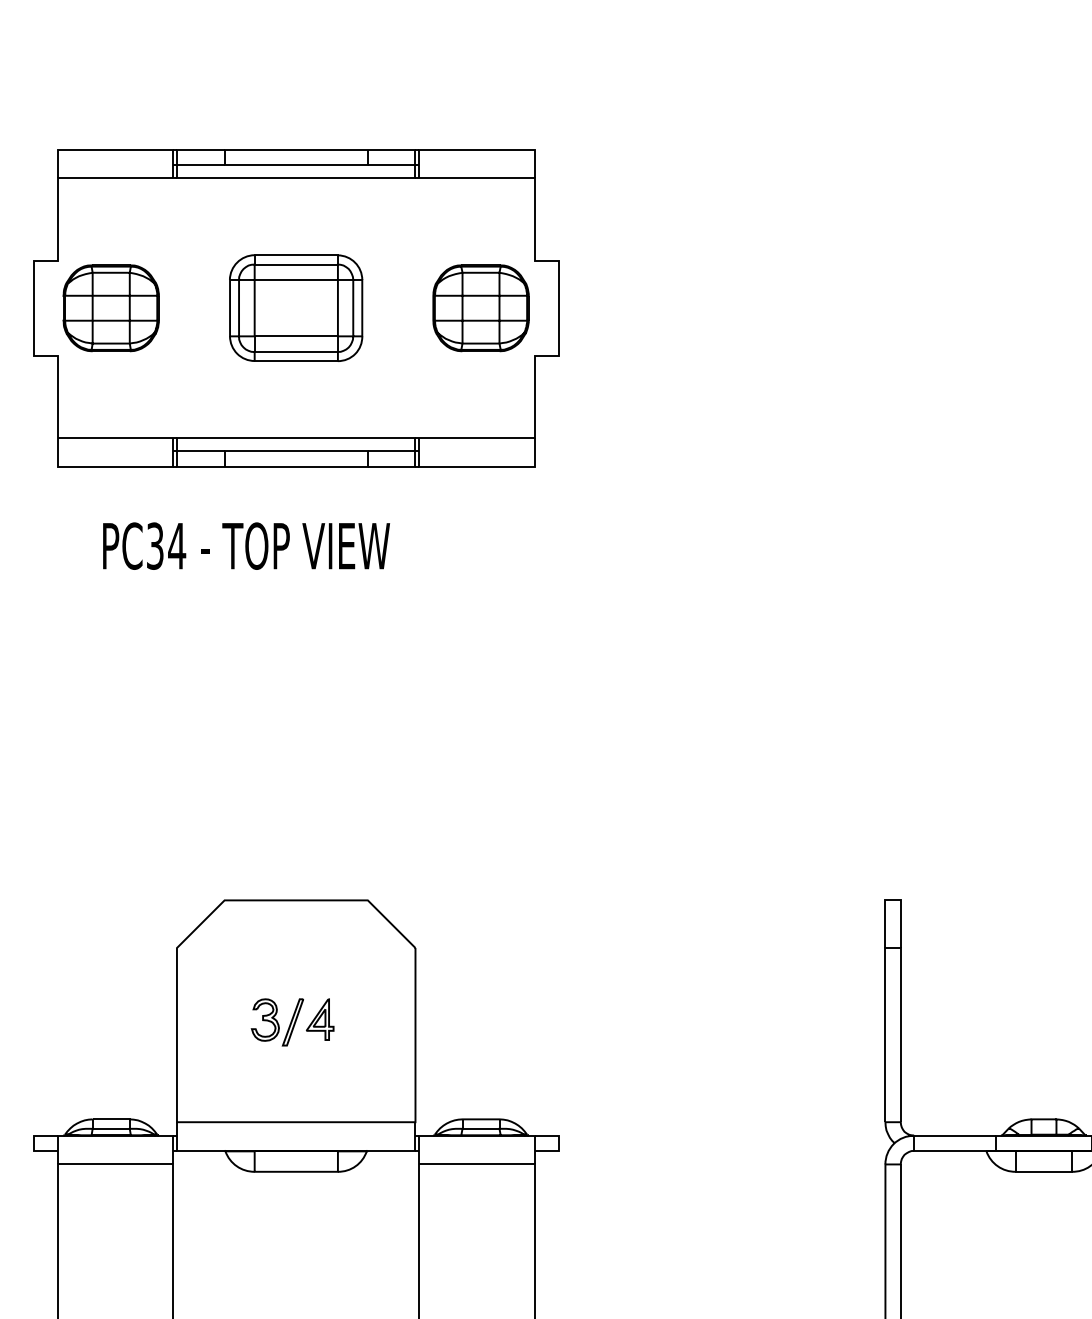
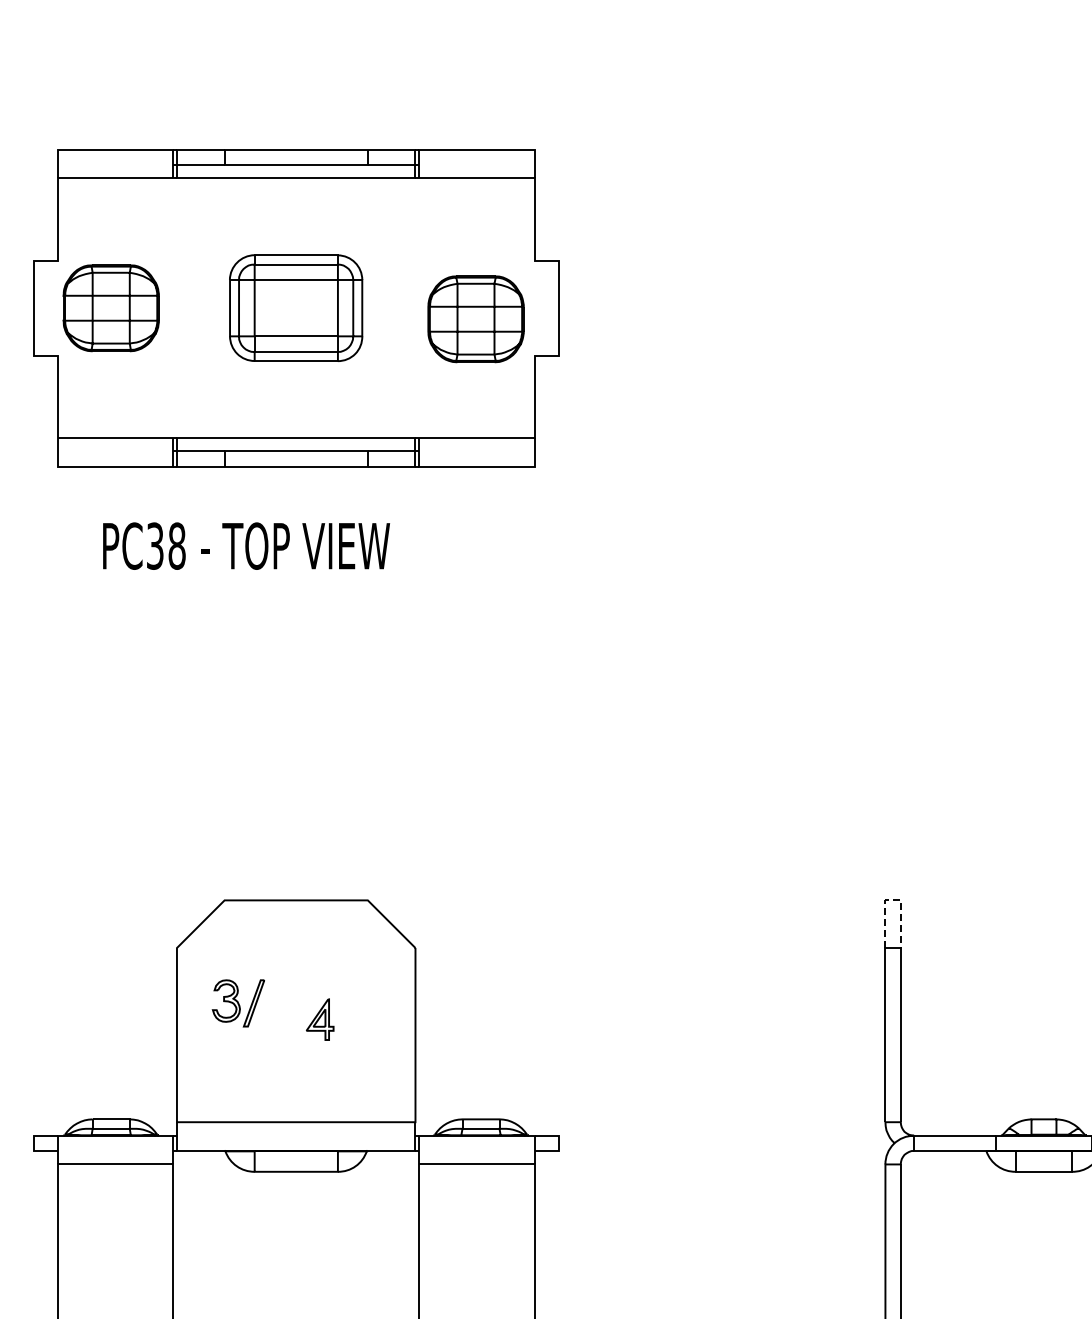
part position: (480, 308) -> (475, 319) (475, 319)
text: PC34 -> PC38 (177, 545)
line: solid -> dashed (893, 900)
part position: (276, 1022) -> (237, 1003) (237, 1003)
